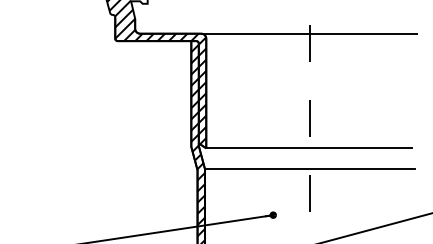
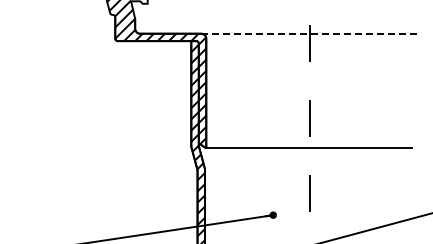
line: solid -> dashed (310, 33)
line: present -> none (309, 169)
